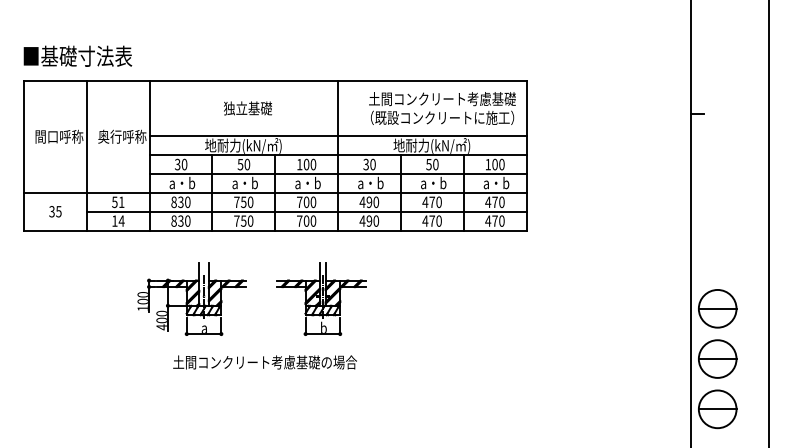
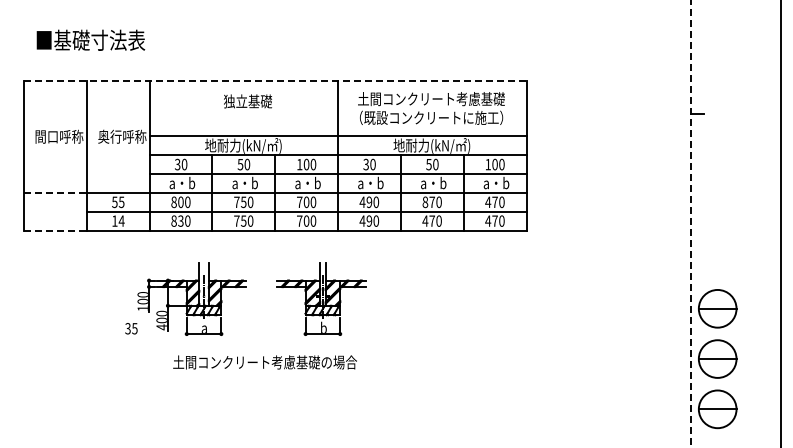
text position: (77, 55) -> (90, 39) (90, 39)
line: solid -> dashed (275, 81)
text position: (247, 108) -> (247, 101) (247, 101)
text position: (442, 108) -> (431, 108) (431, 108)
line: solid -> dashed (55, 192)
text: 830 -> 800 (180, 201)
text: 51 -> 55 (121, 202)
text: 470 -> 870 (425, 202)
text position: (55, 211) -> (131, 328) (131, 328)
line position: (769, 223) -> (781, 223) (781, 223)
line: solid -> dashed (691, 224)
line: solid -> dashed (55, 230)
